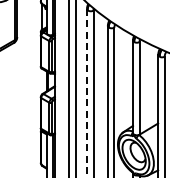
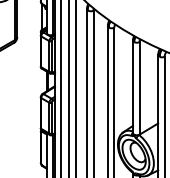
line: none -> present (61, 88)
line: dashed -> solid (87, 93)
